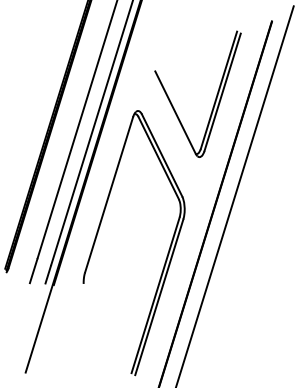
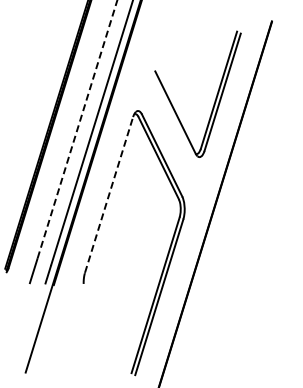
line: solid -> dashed (77, 129)
line: solid -> dashed (109, 194)
line: present -> none (234, 195)
